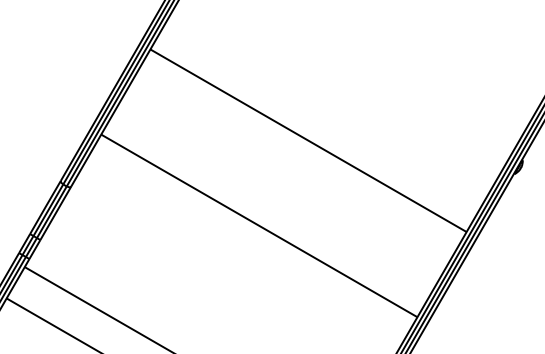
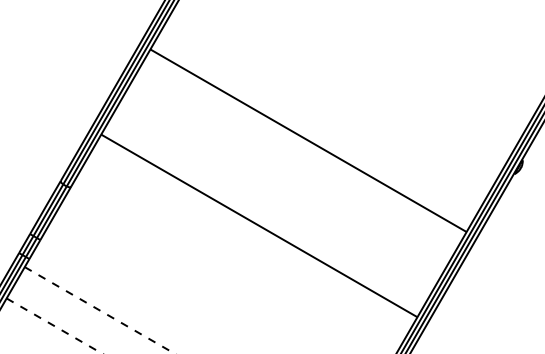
line: solid -> dashed (99, 310)
line: solid -> dashed (55, 326)
